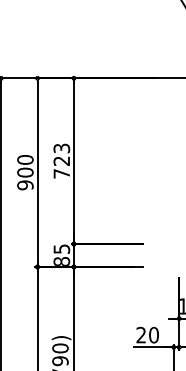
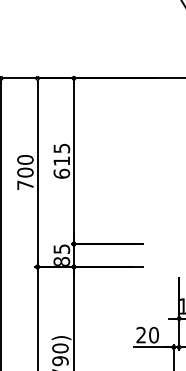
text: 723 -> 615 (61, 160)
text: 900 -> 700 (25, 185)
